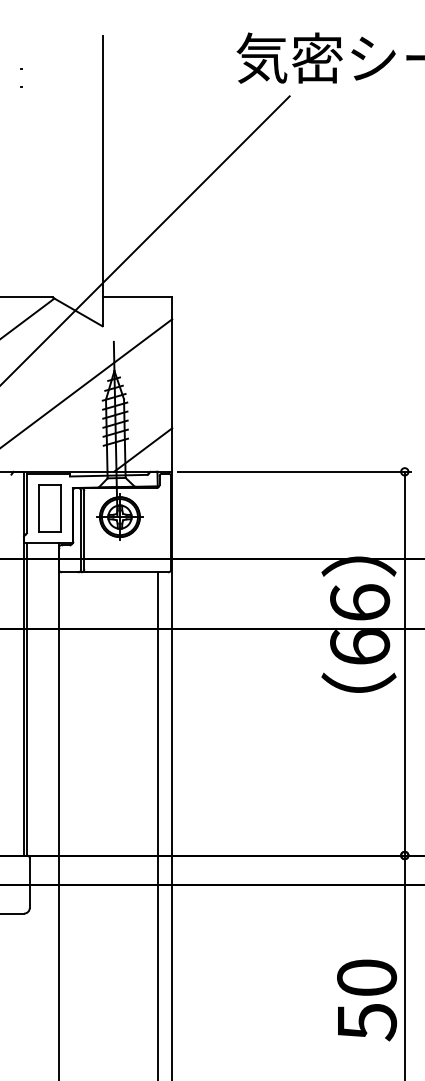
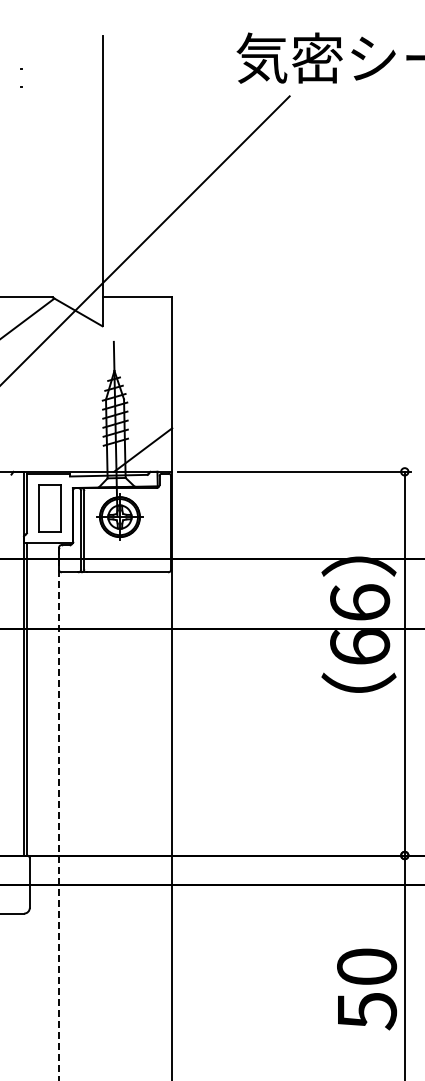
line: present -> none (87, 382)
line: solid -> dashed (58, 811)
line: present -> none (157, 824)
text position: (366, 1000) -> (366, 989) (366, 989)
